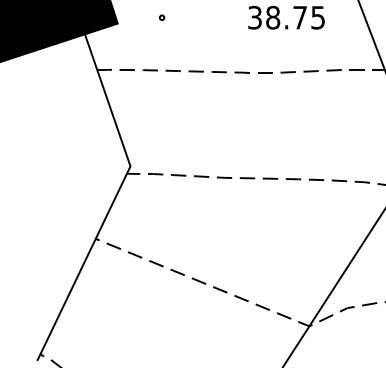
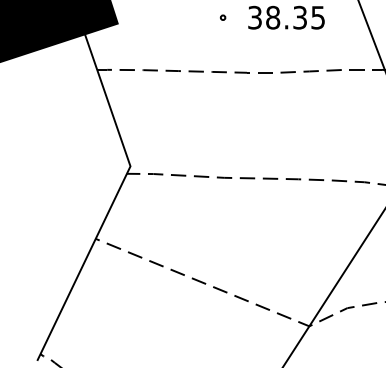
part position: (161, 17) -> (222, 17) (222, 17)
text: 38.75 -> 38.35 (299, 17)
